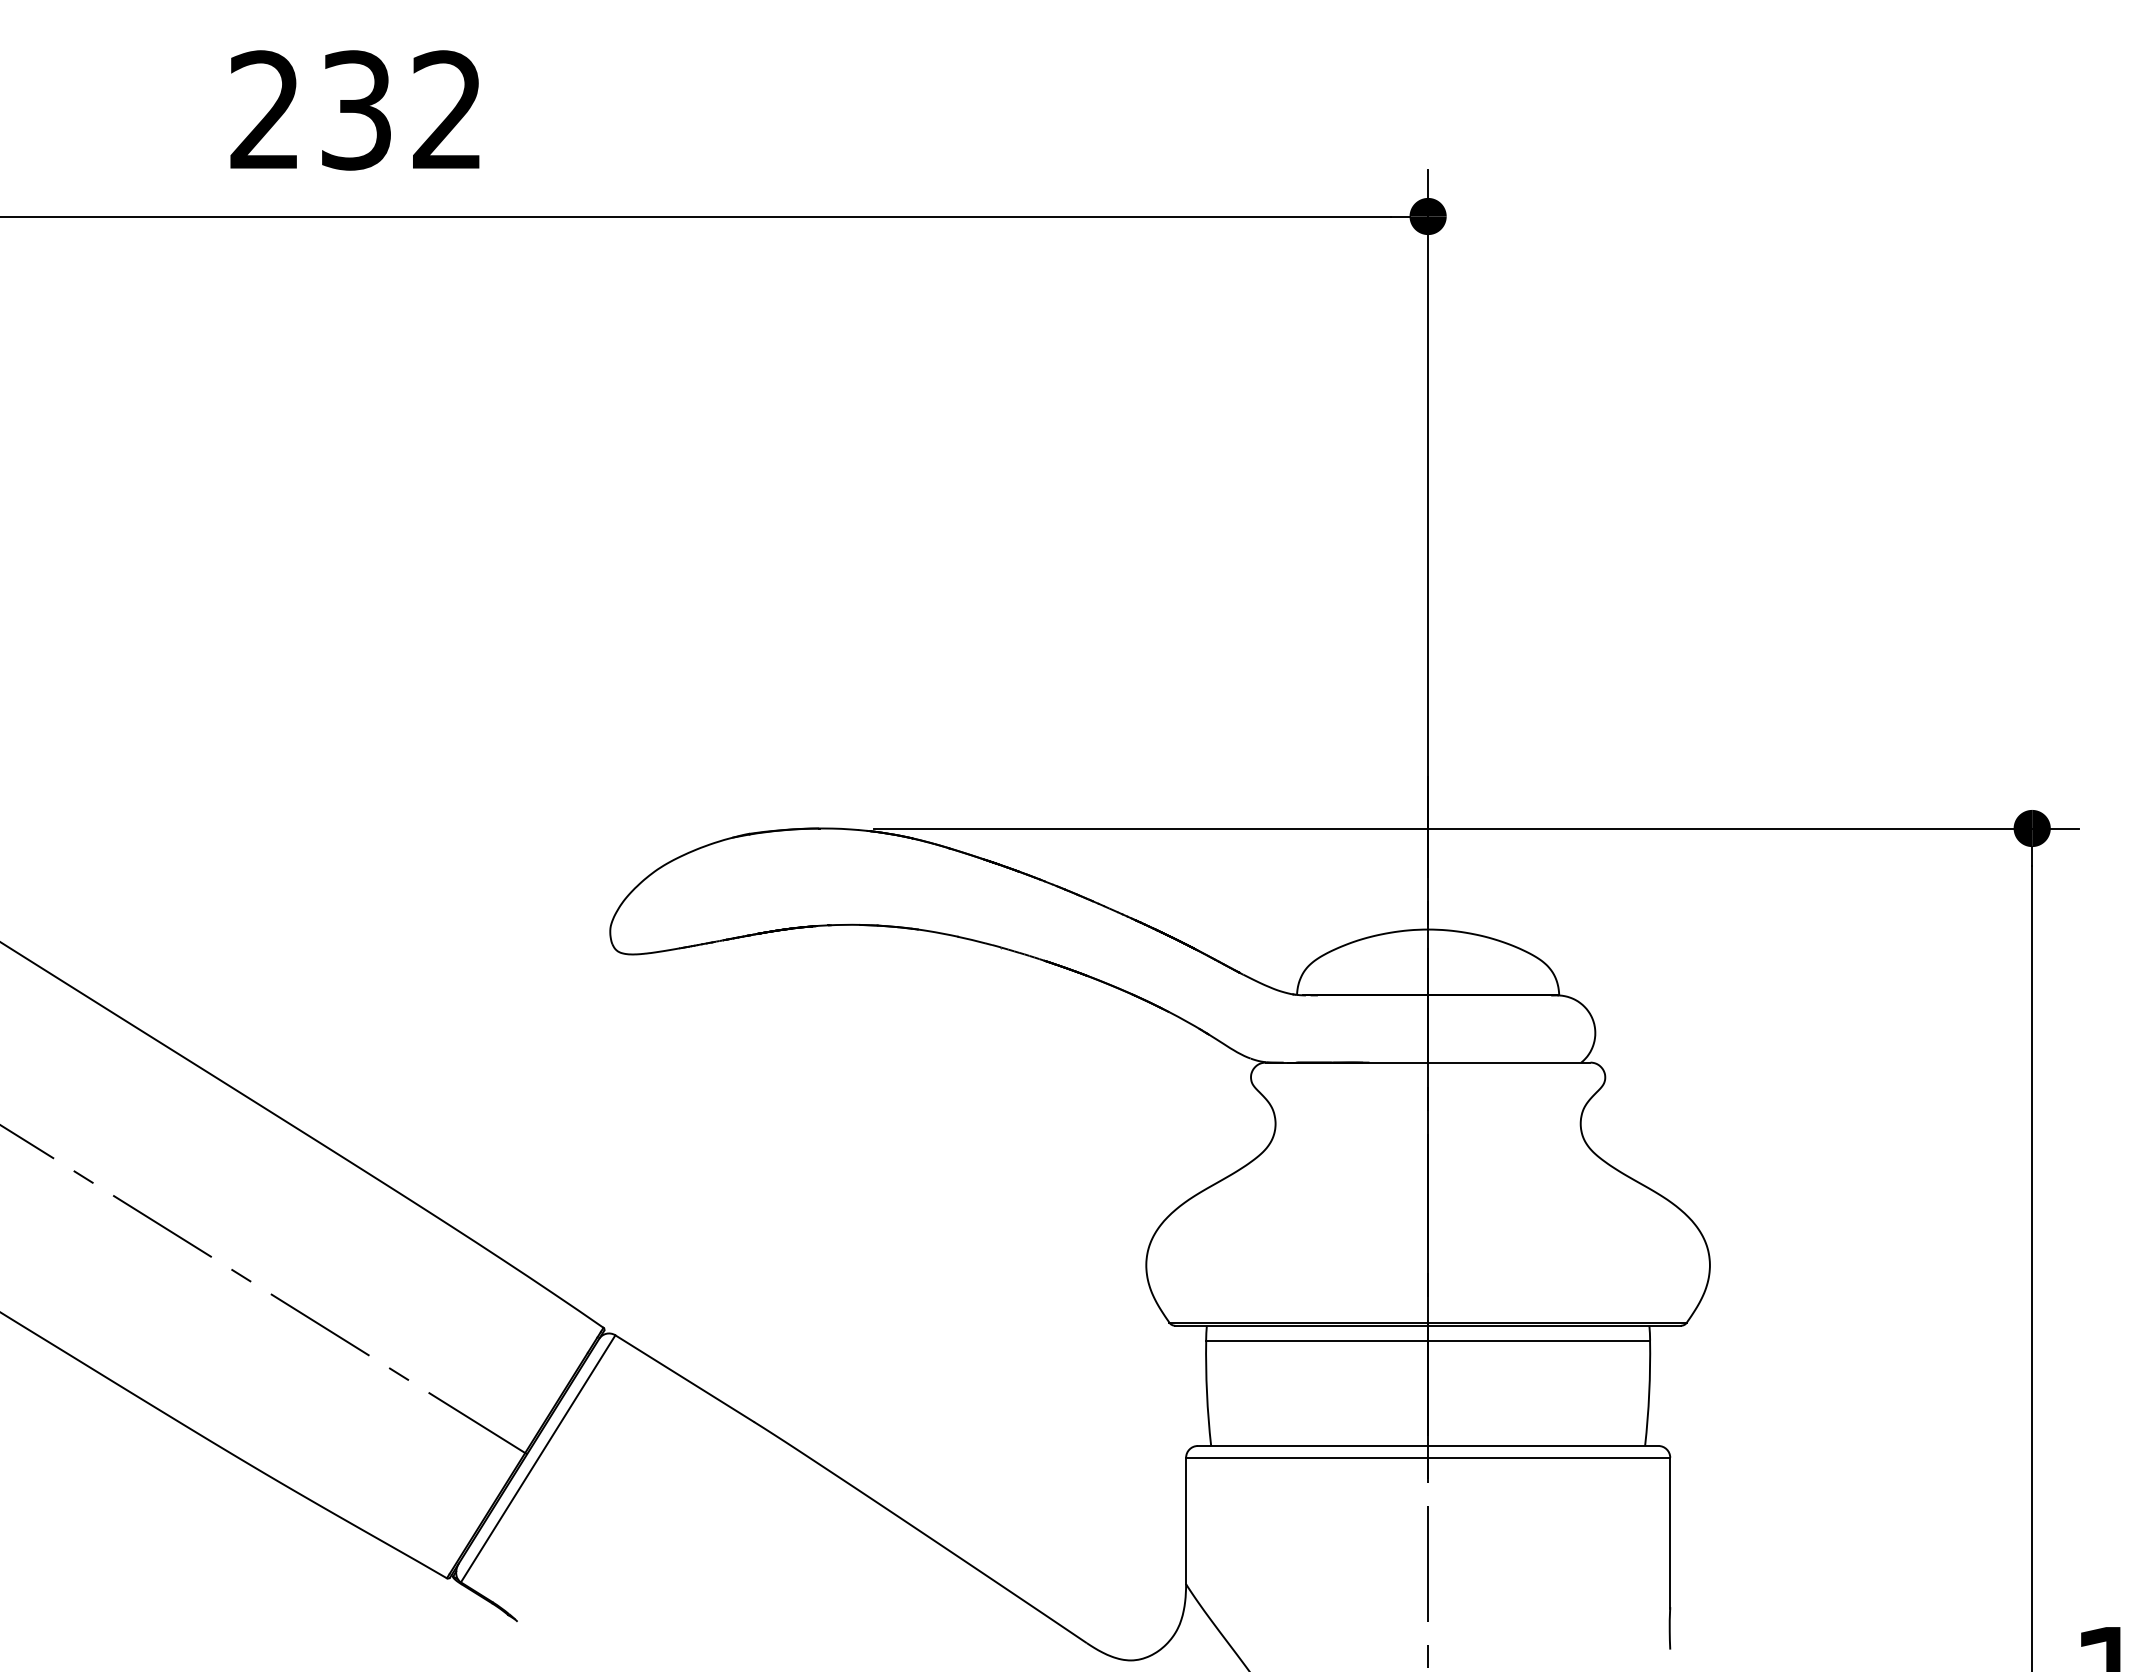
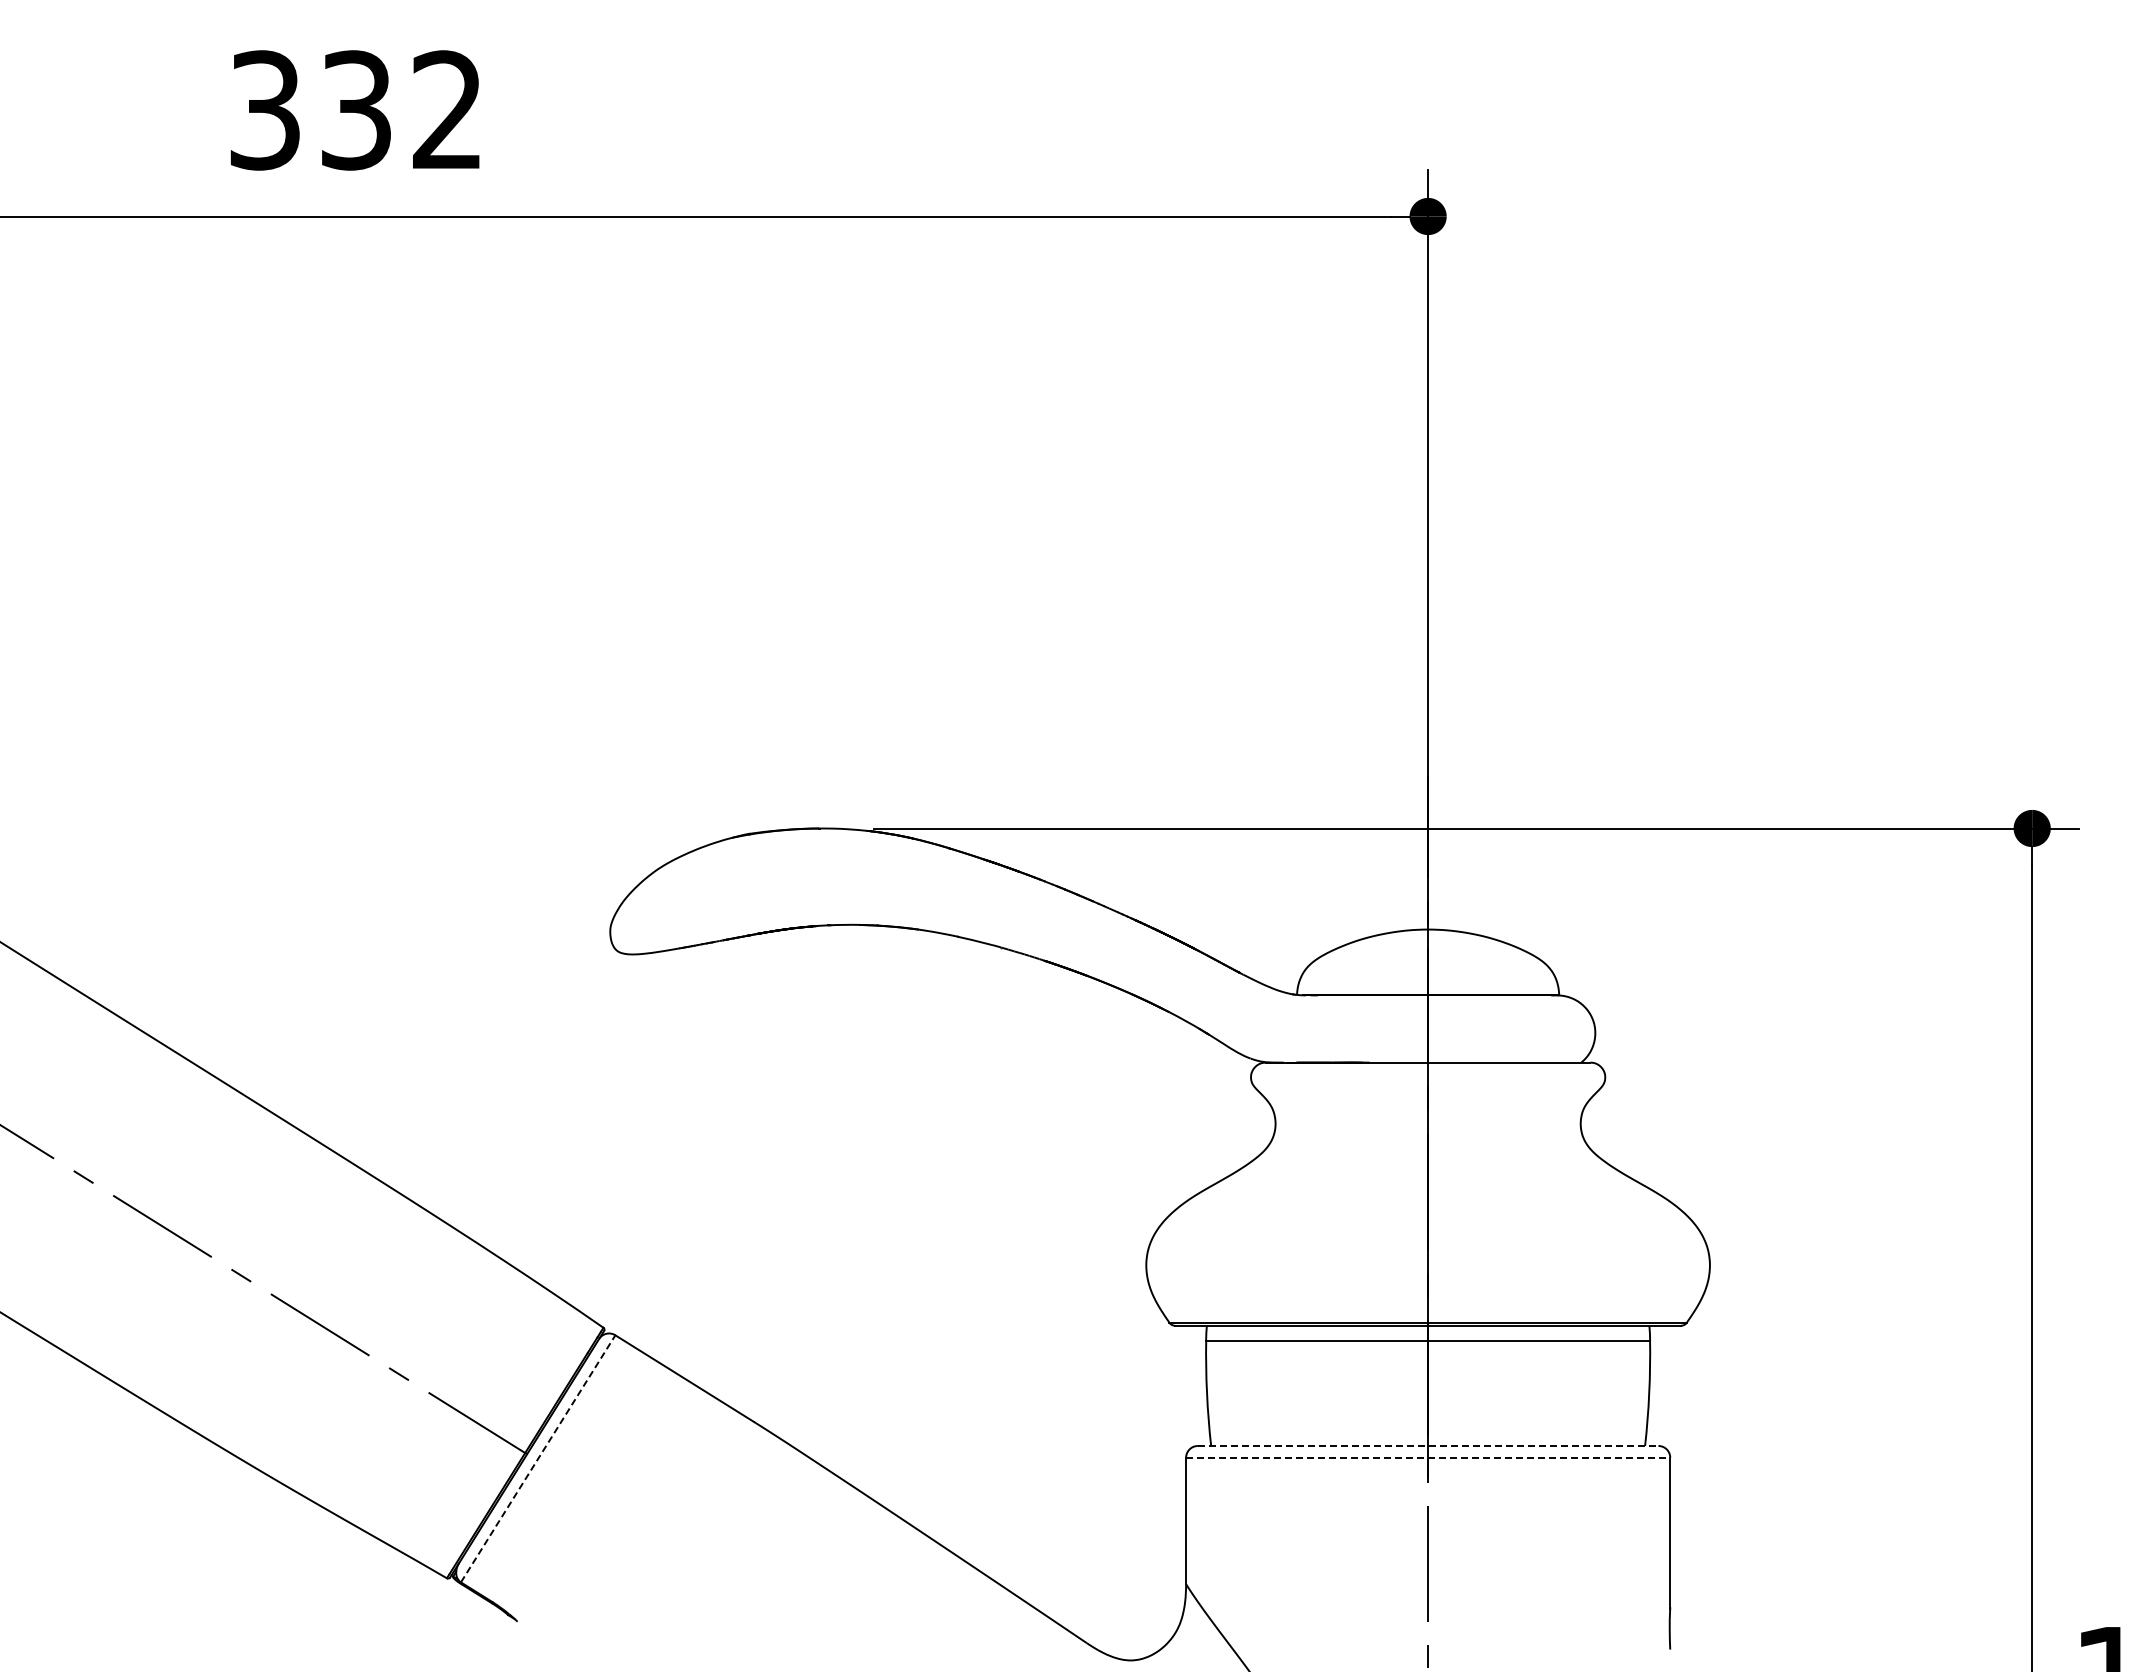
text: 232 -> 332 (264, 110)
line: solid -> dashed (1428, 1445)
line: solid -> dashed (1428, 1457)
line: solid -> dashed (538, 1458)
